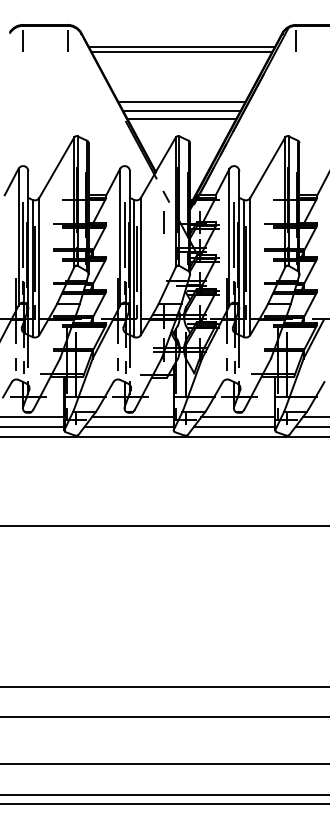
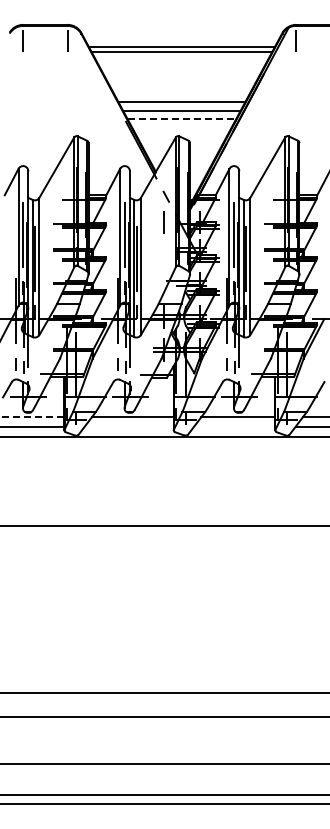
line: solid -> dashed (182, 119)
line: solid -> dashed (31, 417)
line: present -> none (128, 426)
line: present -> none (234, 426)
line position: (164, 687) -> (164, 693) (164, 693)
